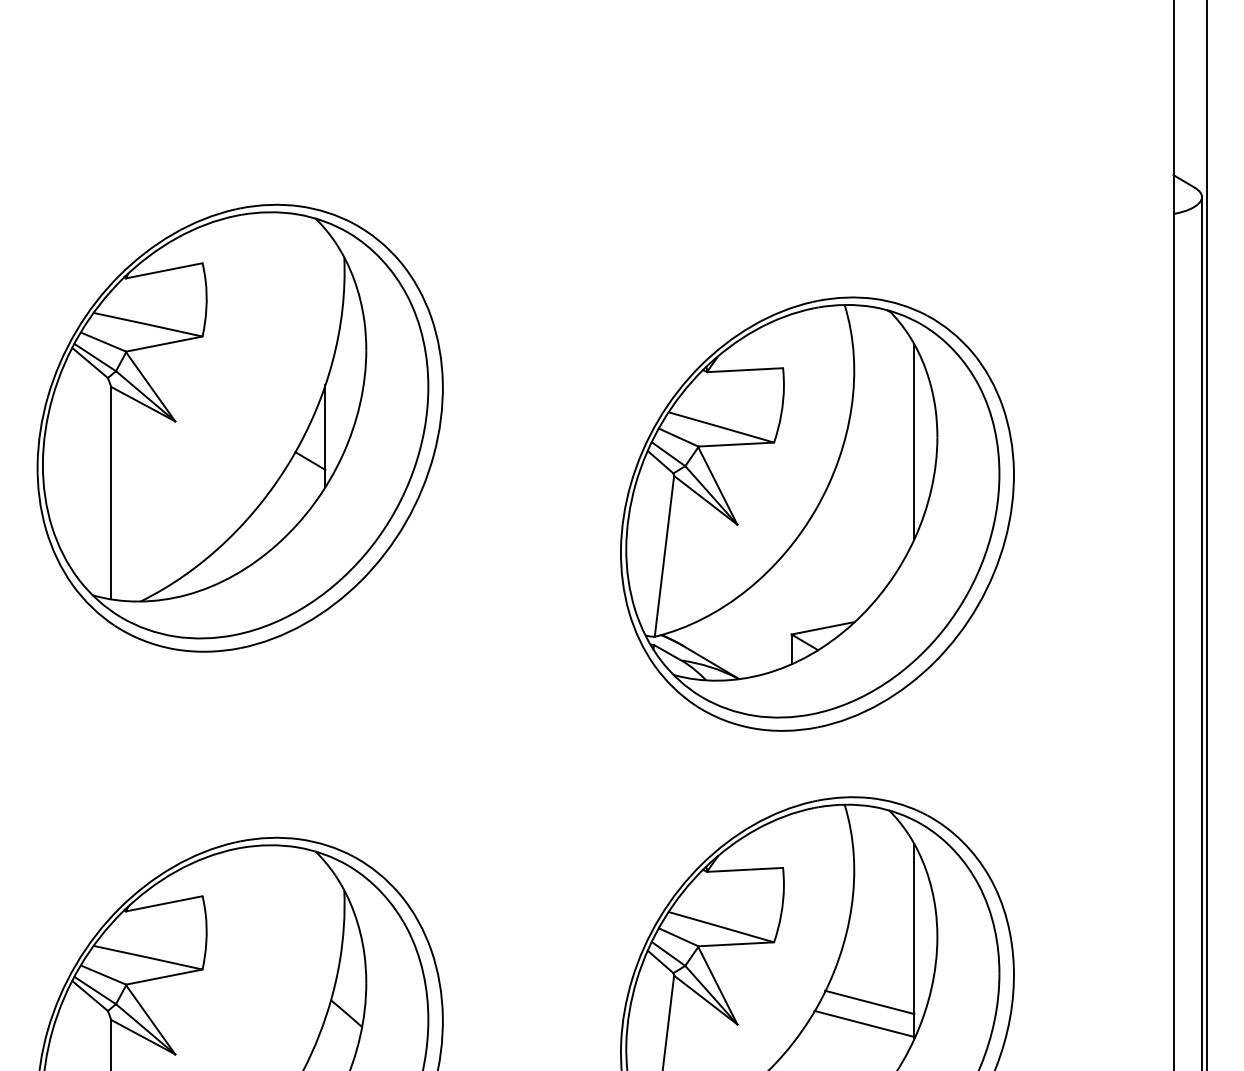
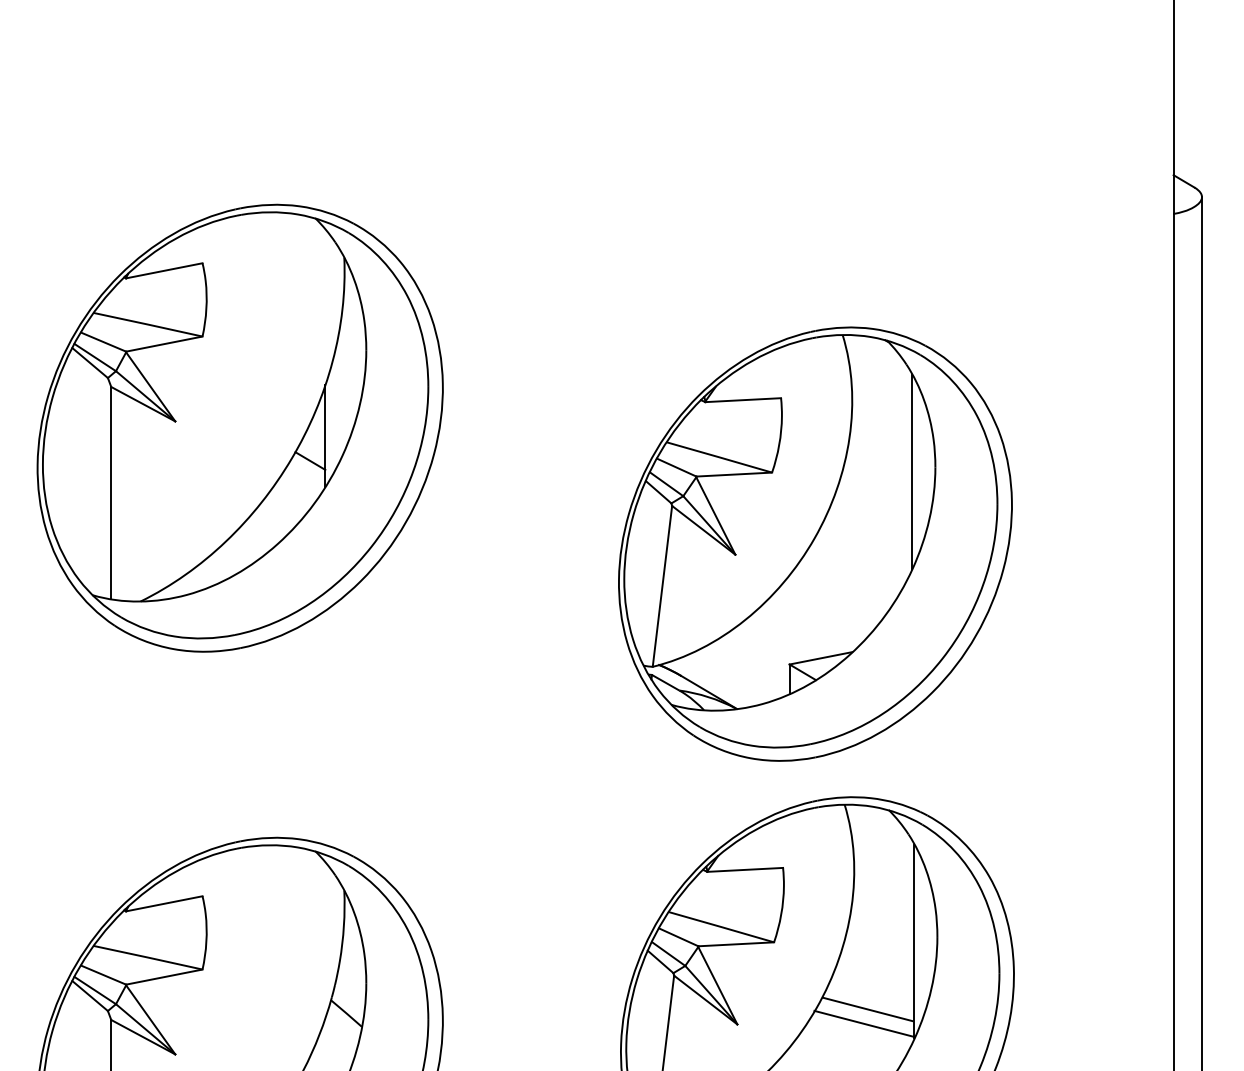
part position: (817, 513) -> (815, 543) (815, 543)
line: present -> none (1206, 534)
line position: (869, 1002) -> (867, 1009) (867, 1009)
